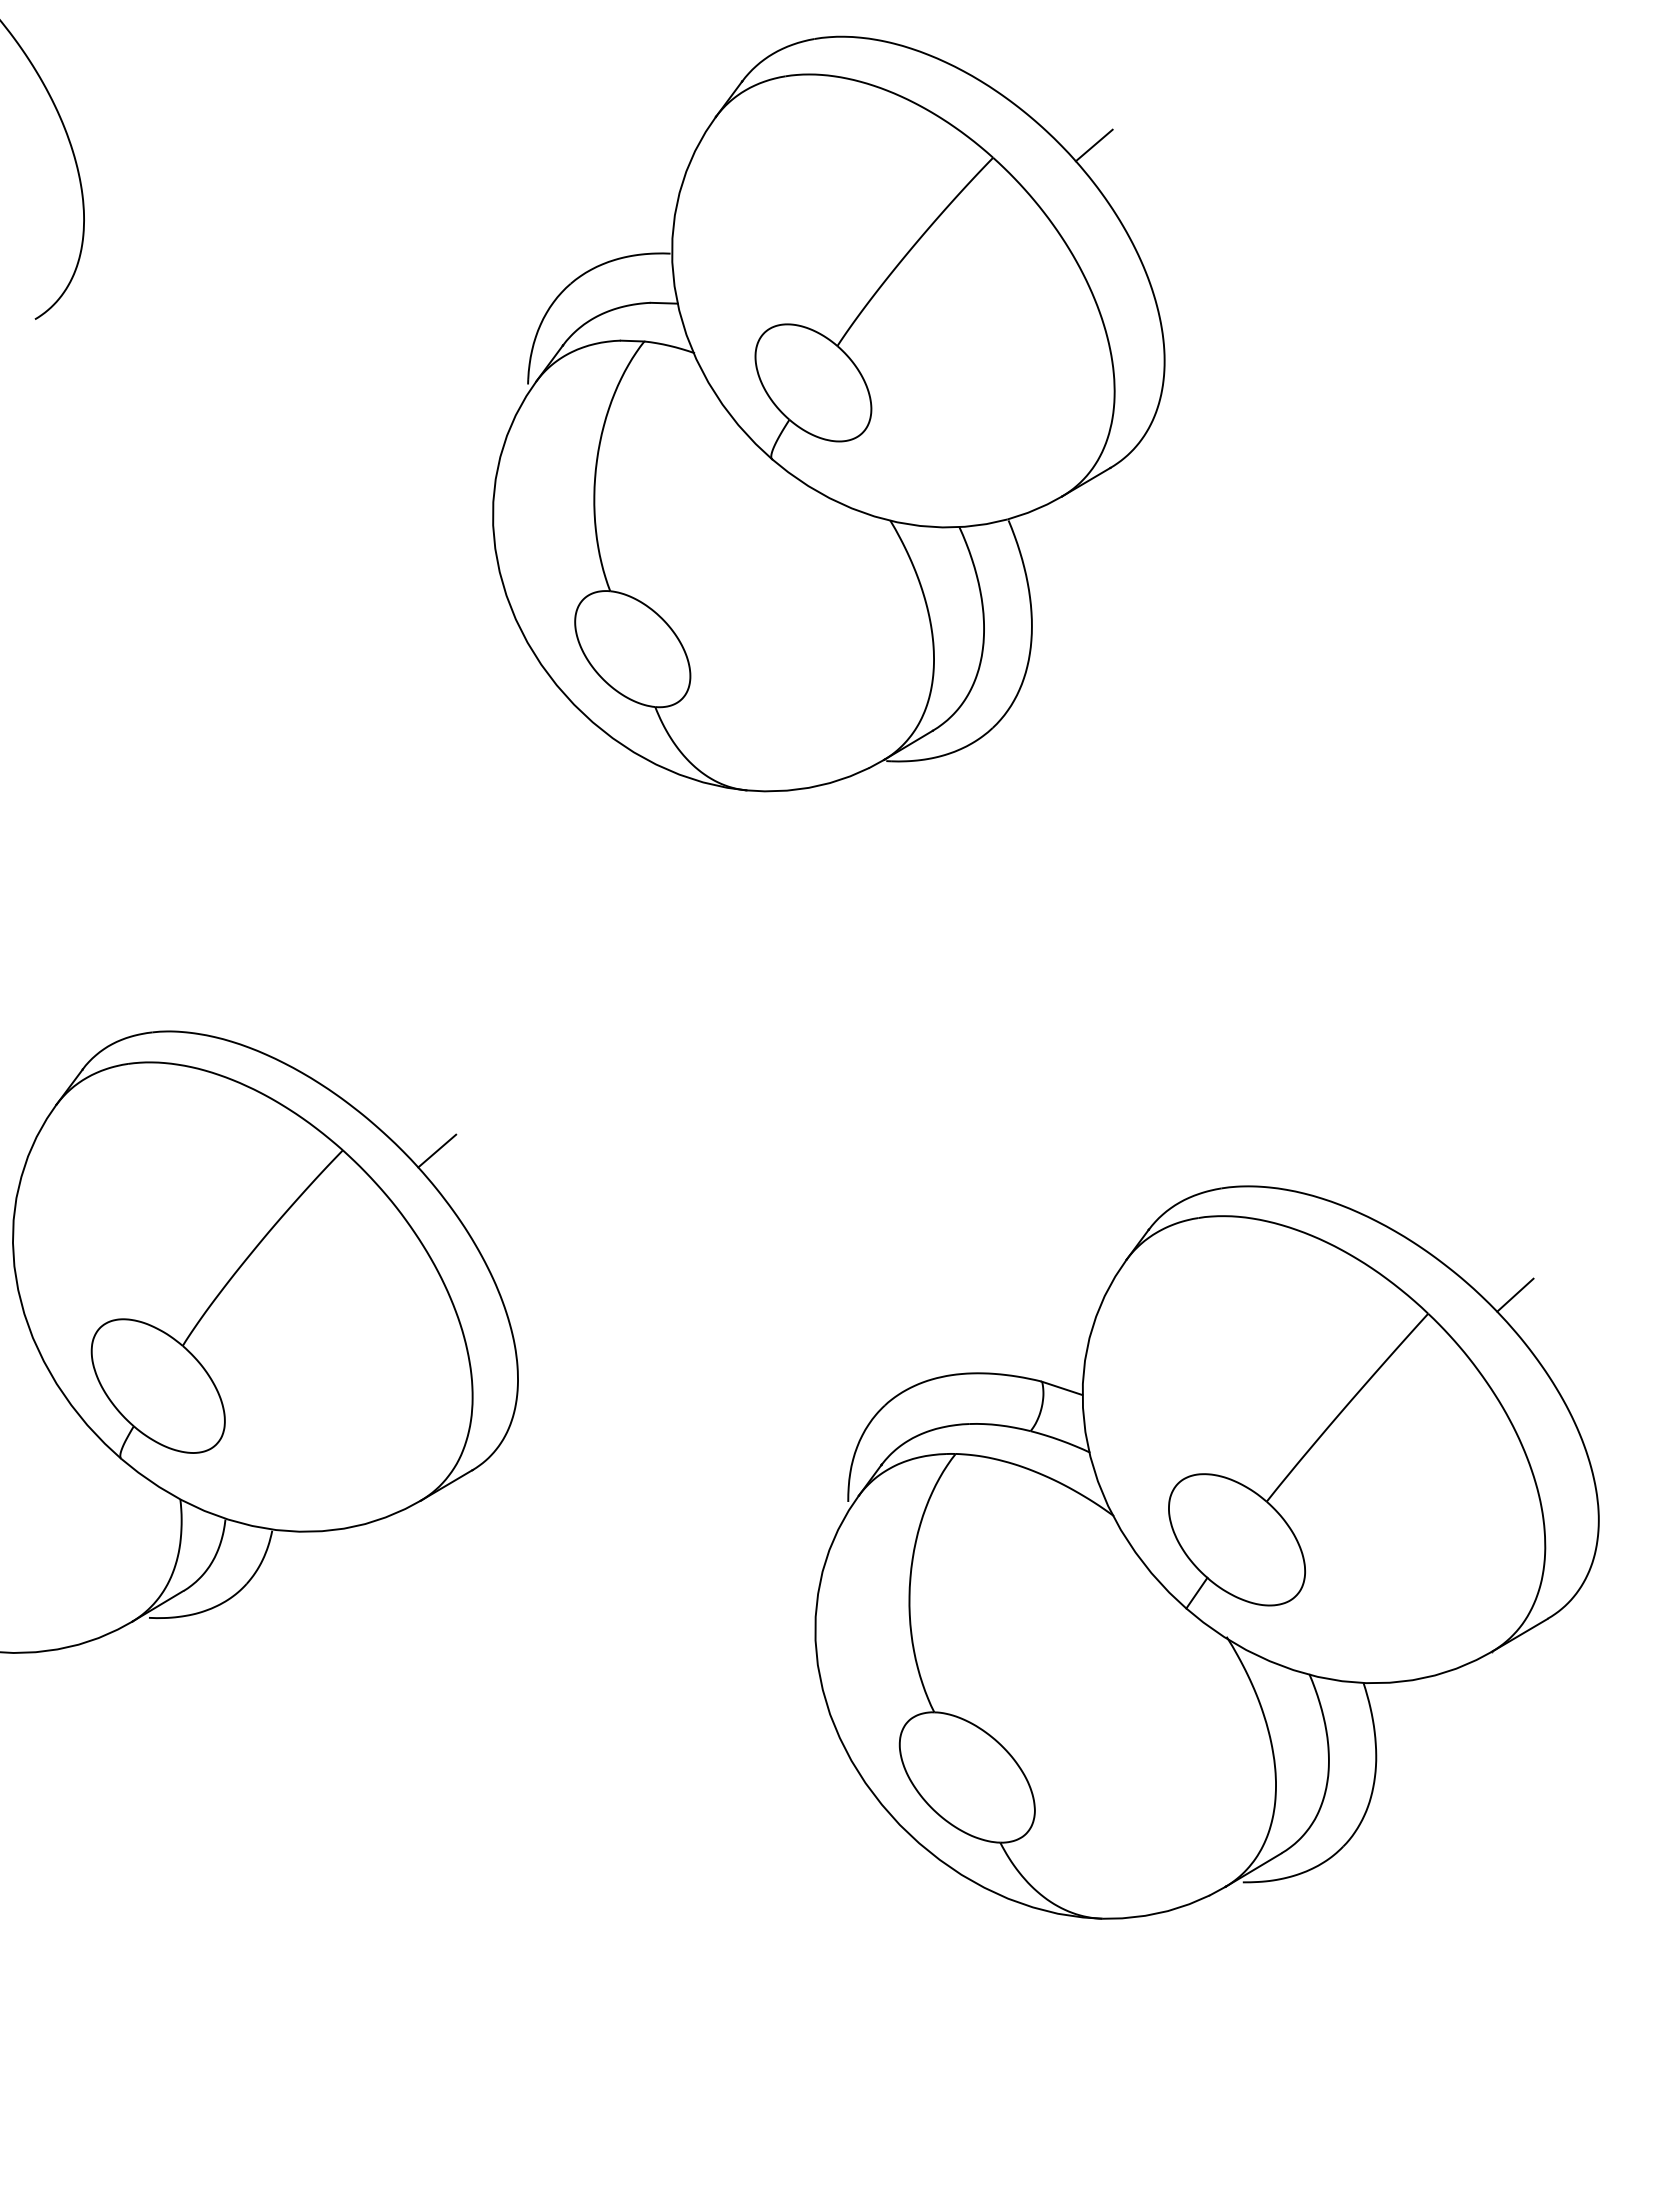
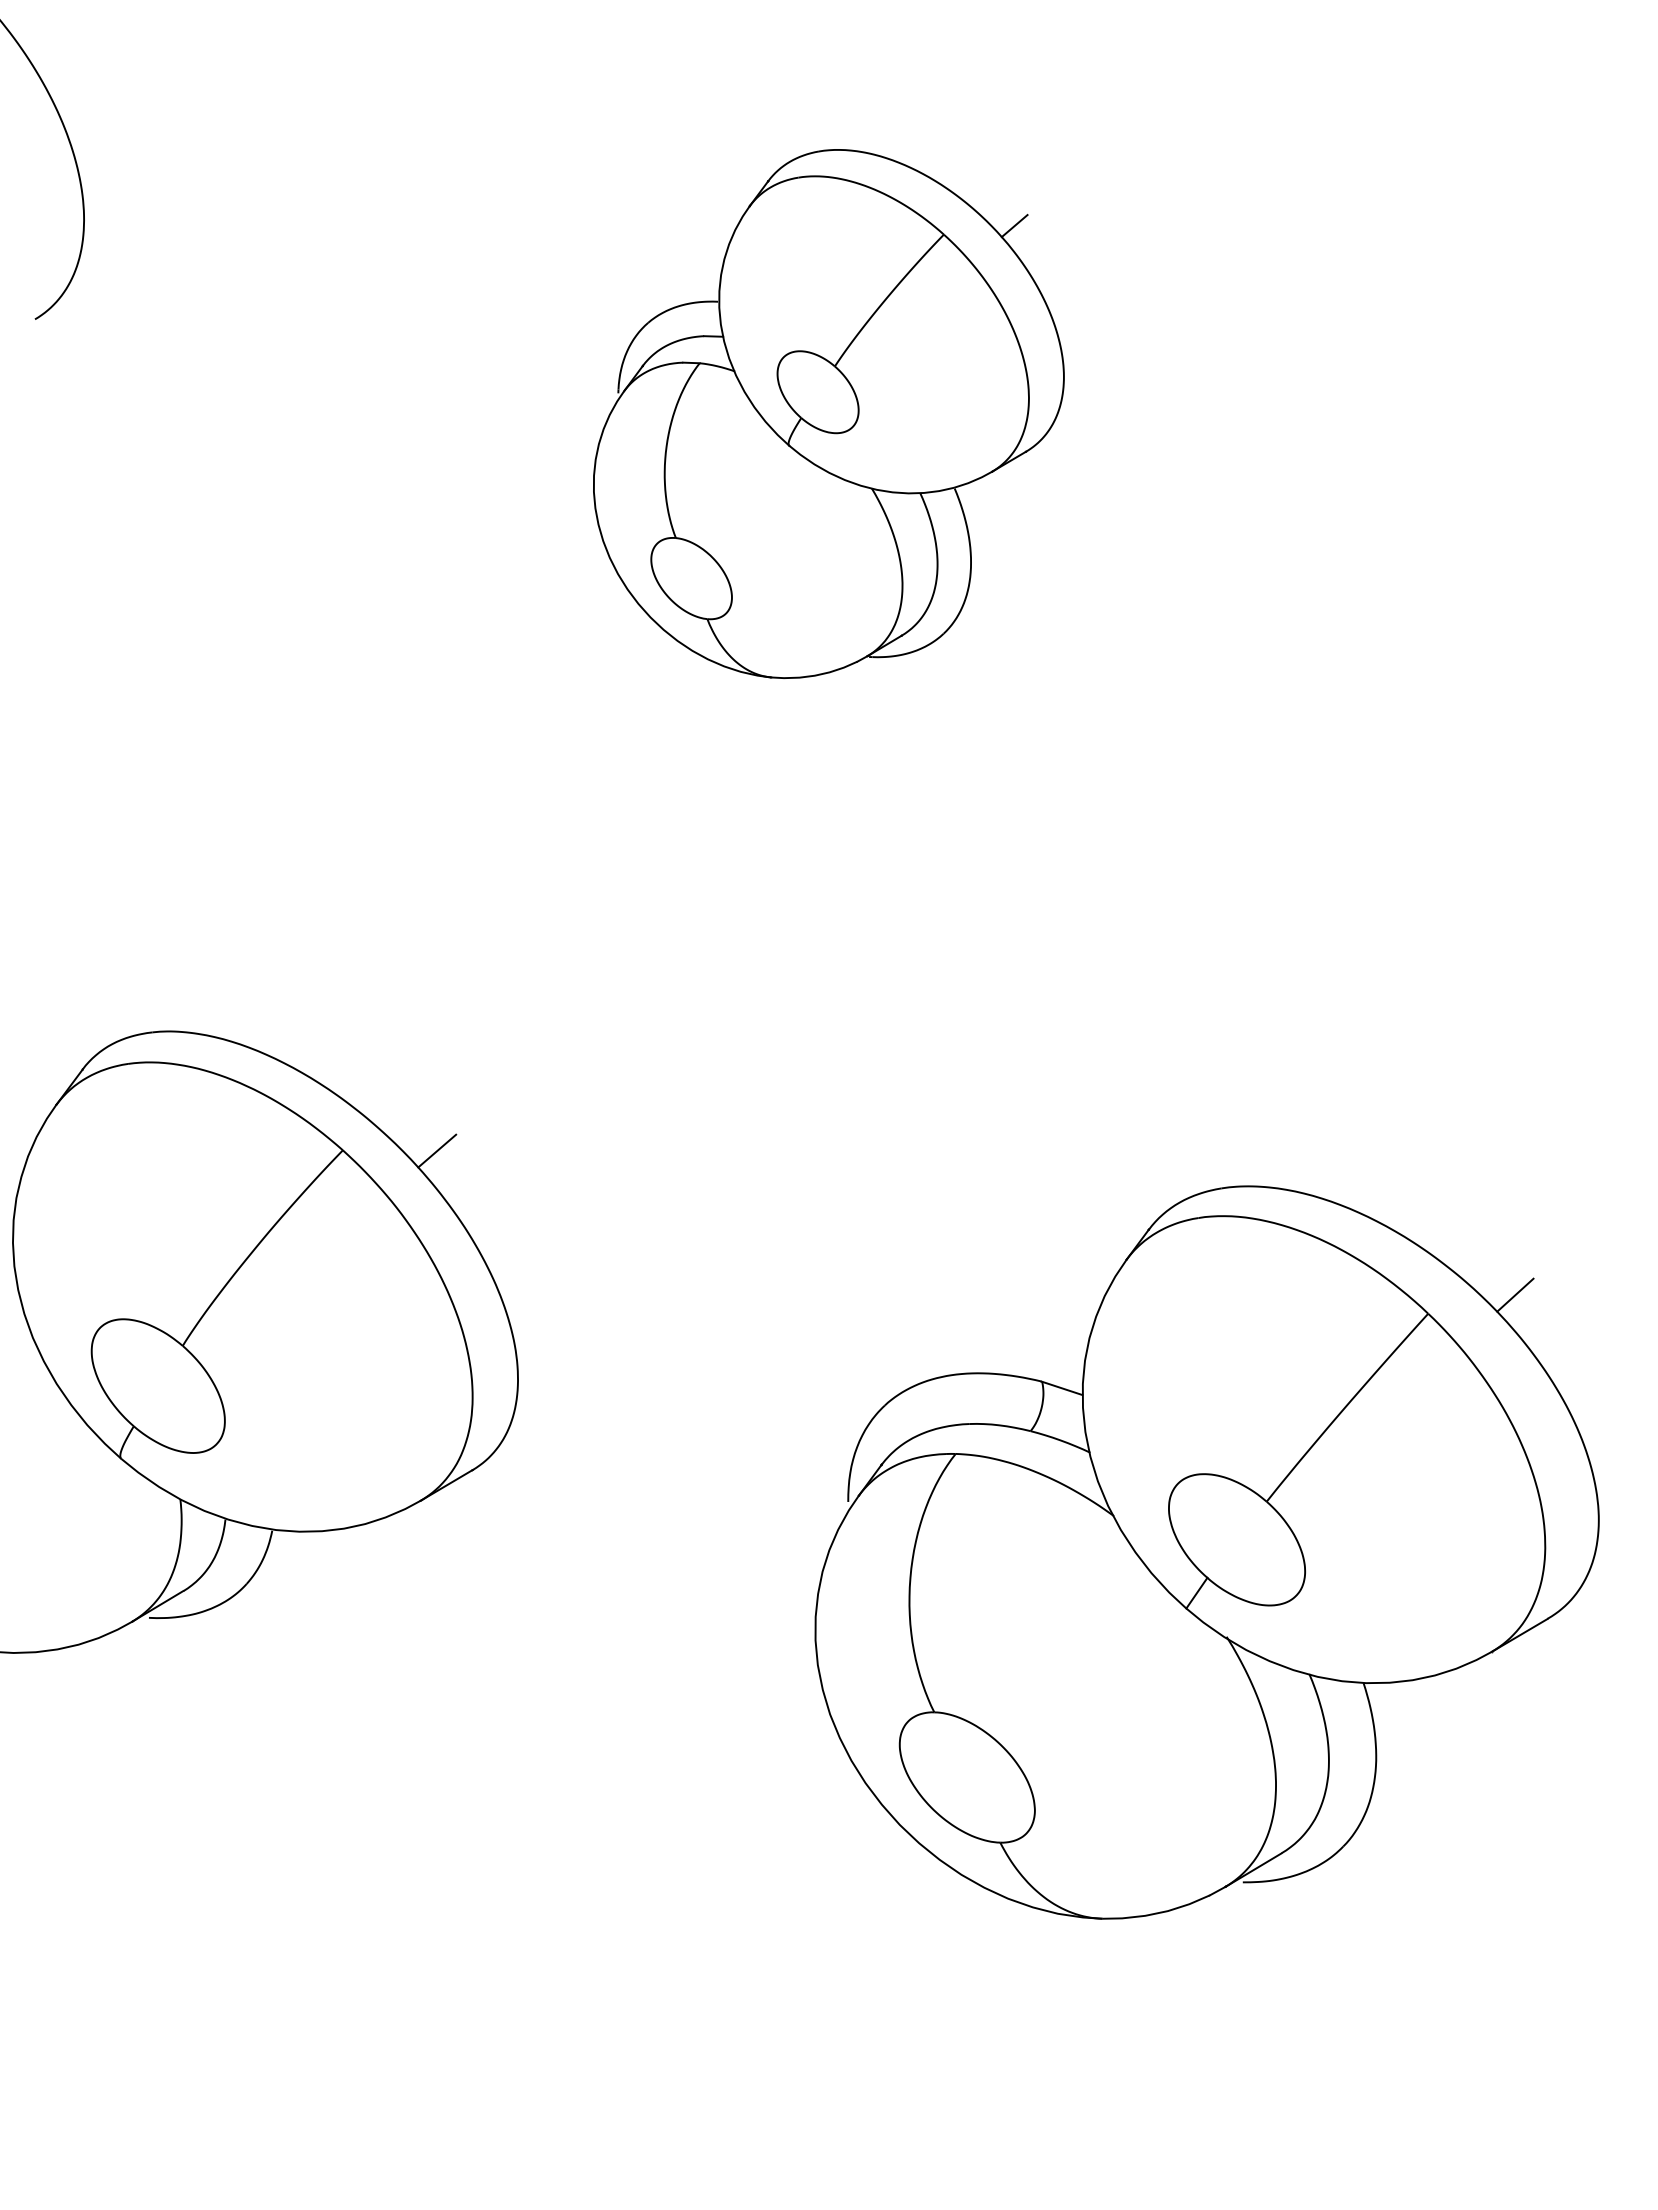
part size: 674x758 px -> 472x530 px (828, 413)
